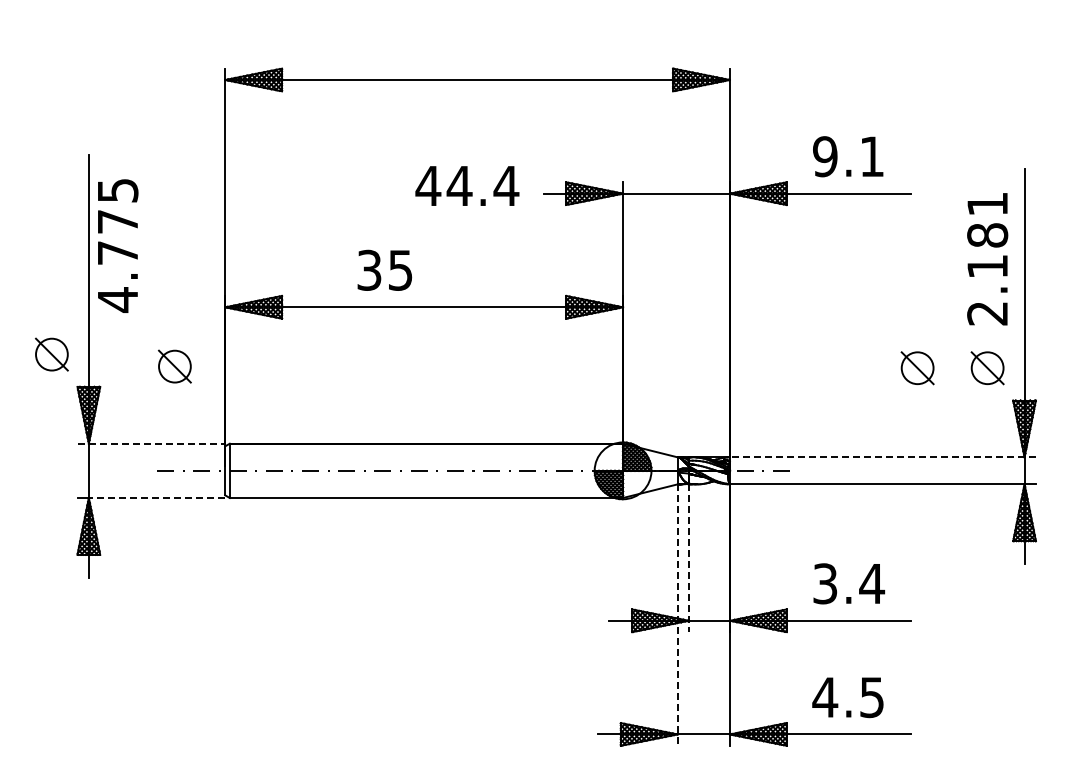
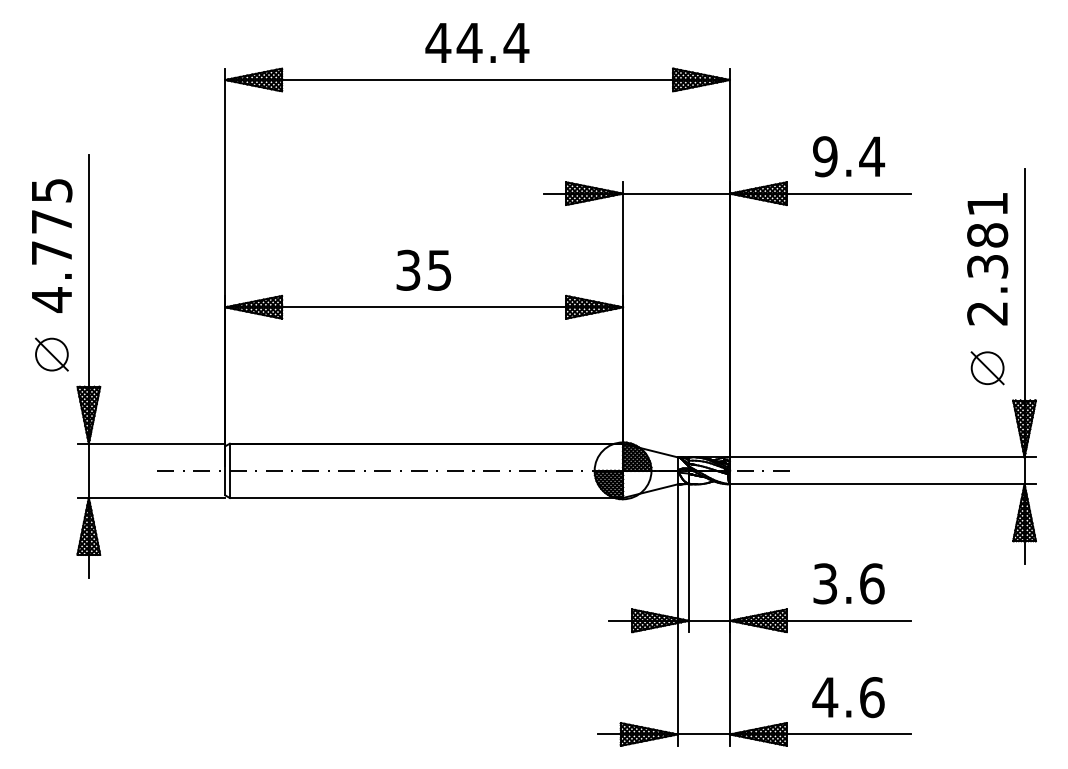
text: 9.1 -> 9.4 (872, 156)
text position: (467, 185) -> (477, 42) (477, 42)
text position: (118, 245) -> (52, 245) (52, 245)
text: 2.181 -> 2.381 (987, 266)
text position: (384, 269) -> (423, 269) (423, 269)
part: present -> none (174, 366)
part: present -> none (917, 368)
line: dashed -> solid (151, 443)
line: dashed -> solid (882, 457)
line: dashed -> solid (156, 498)
line: dashed -> solid (689, 558)
text: 3.4 -> 3.6 (872, 583)
line: dashed -> solid (677, 615)
text: 4.5 -> 4.6 (872, 697)
